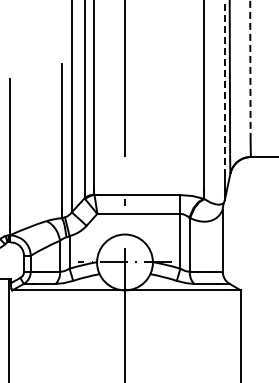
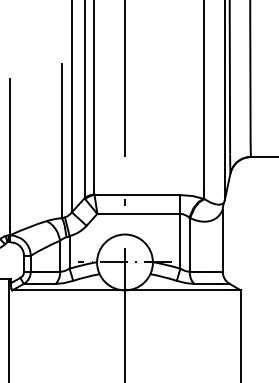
line: dashed -> solid (250, 69)
line: dashed -> solid (224, 88)
